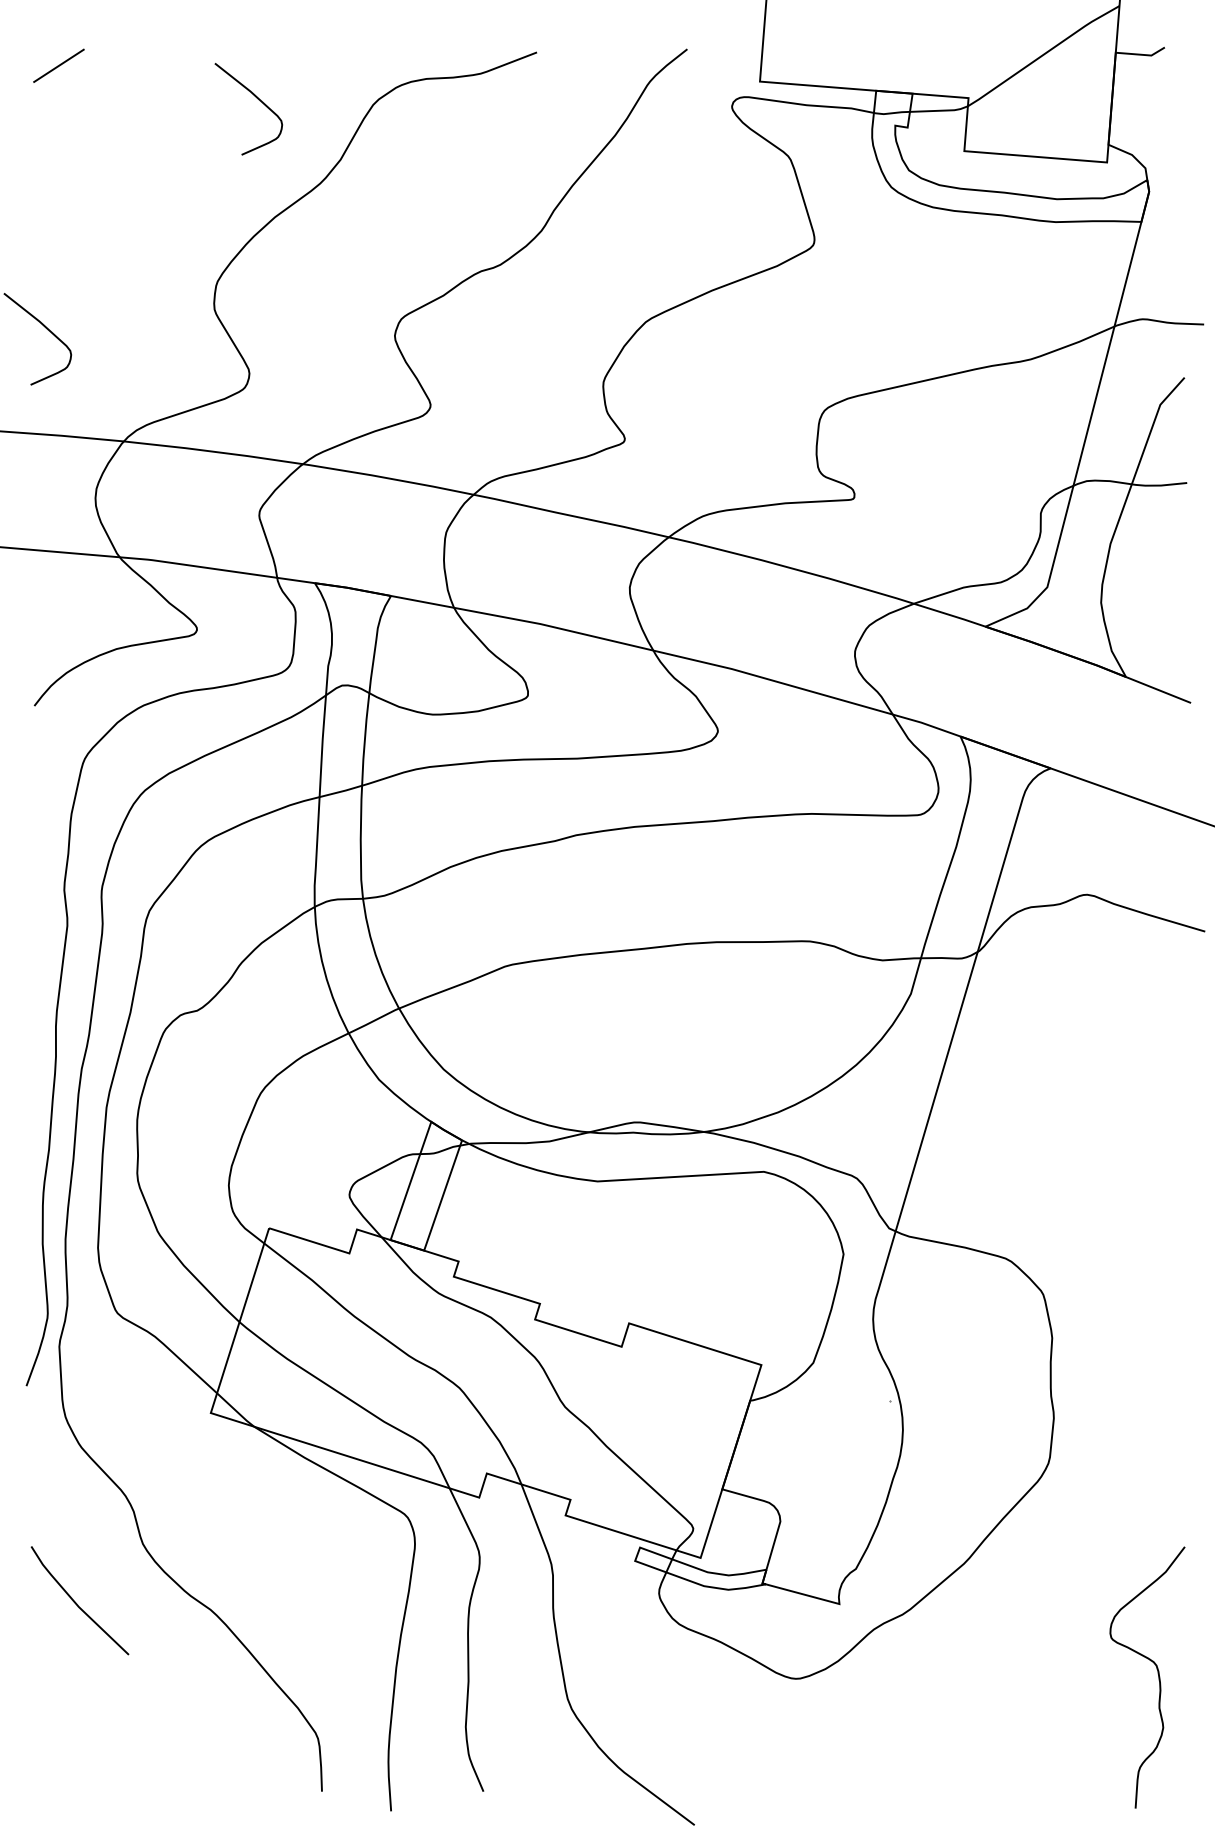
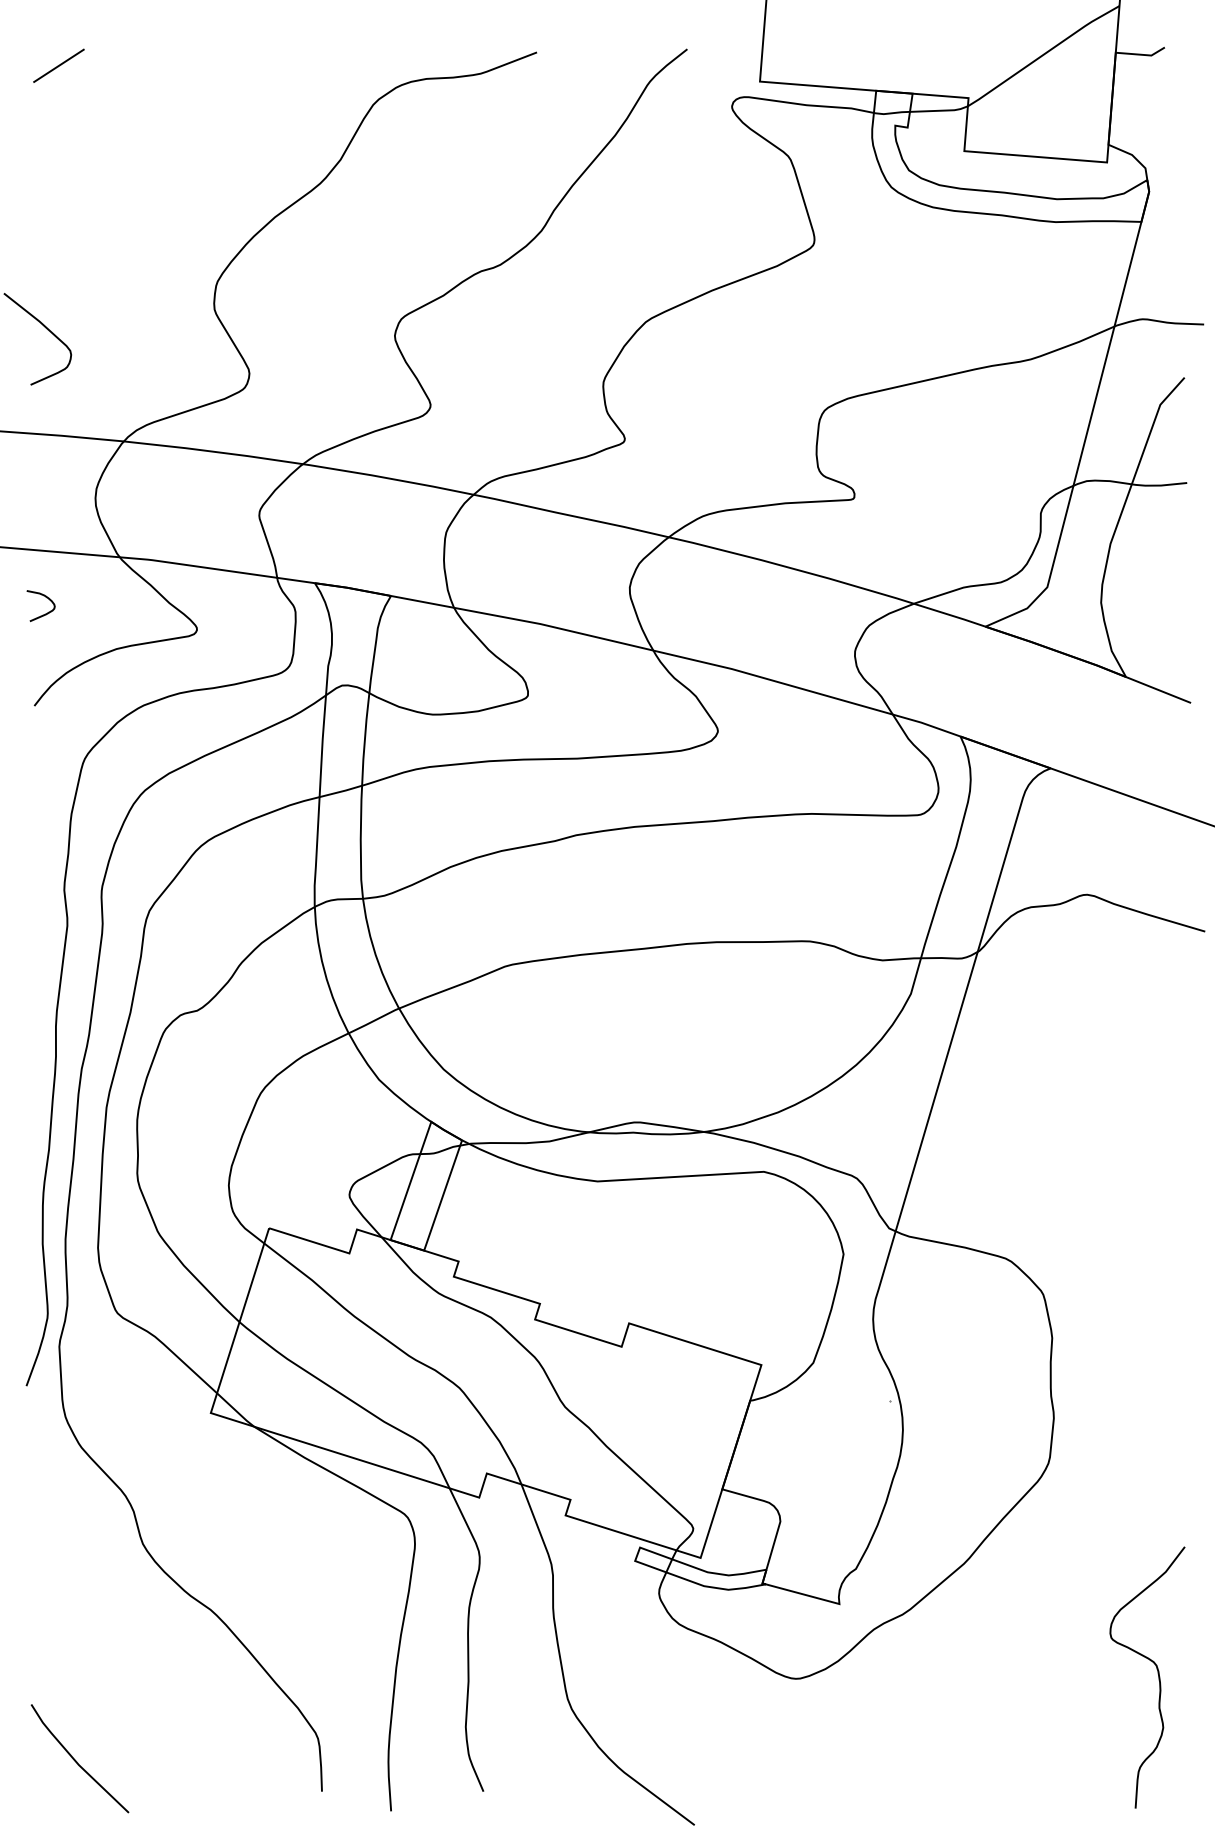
curve: present -> none (257, 99)
curve: none -> present (46, 598)
line position: (76, 1602) -> (76, 1760) (76, 1760)
